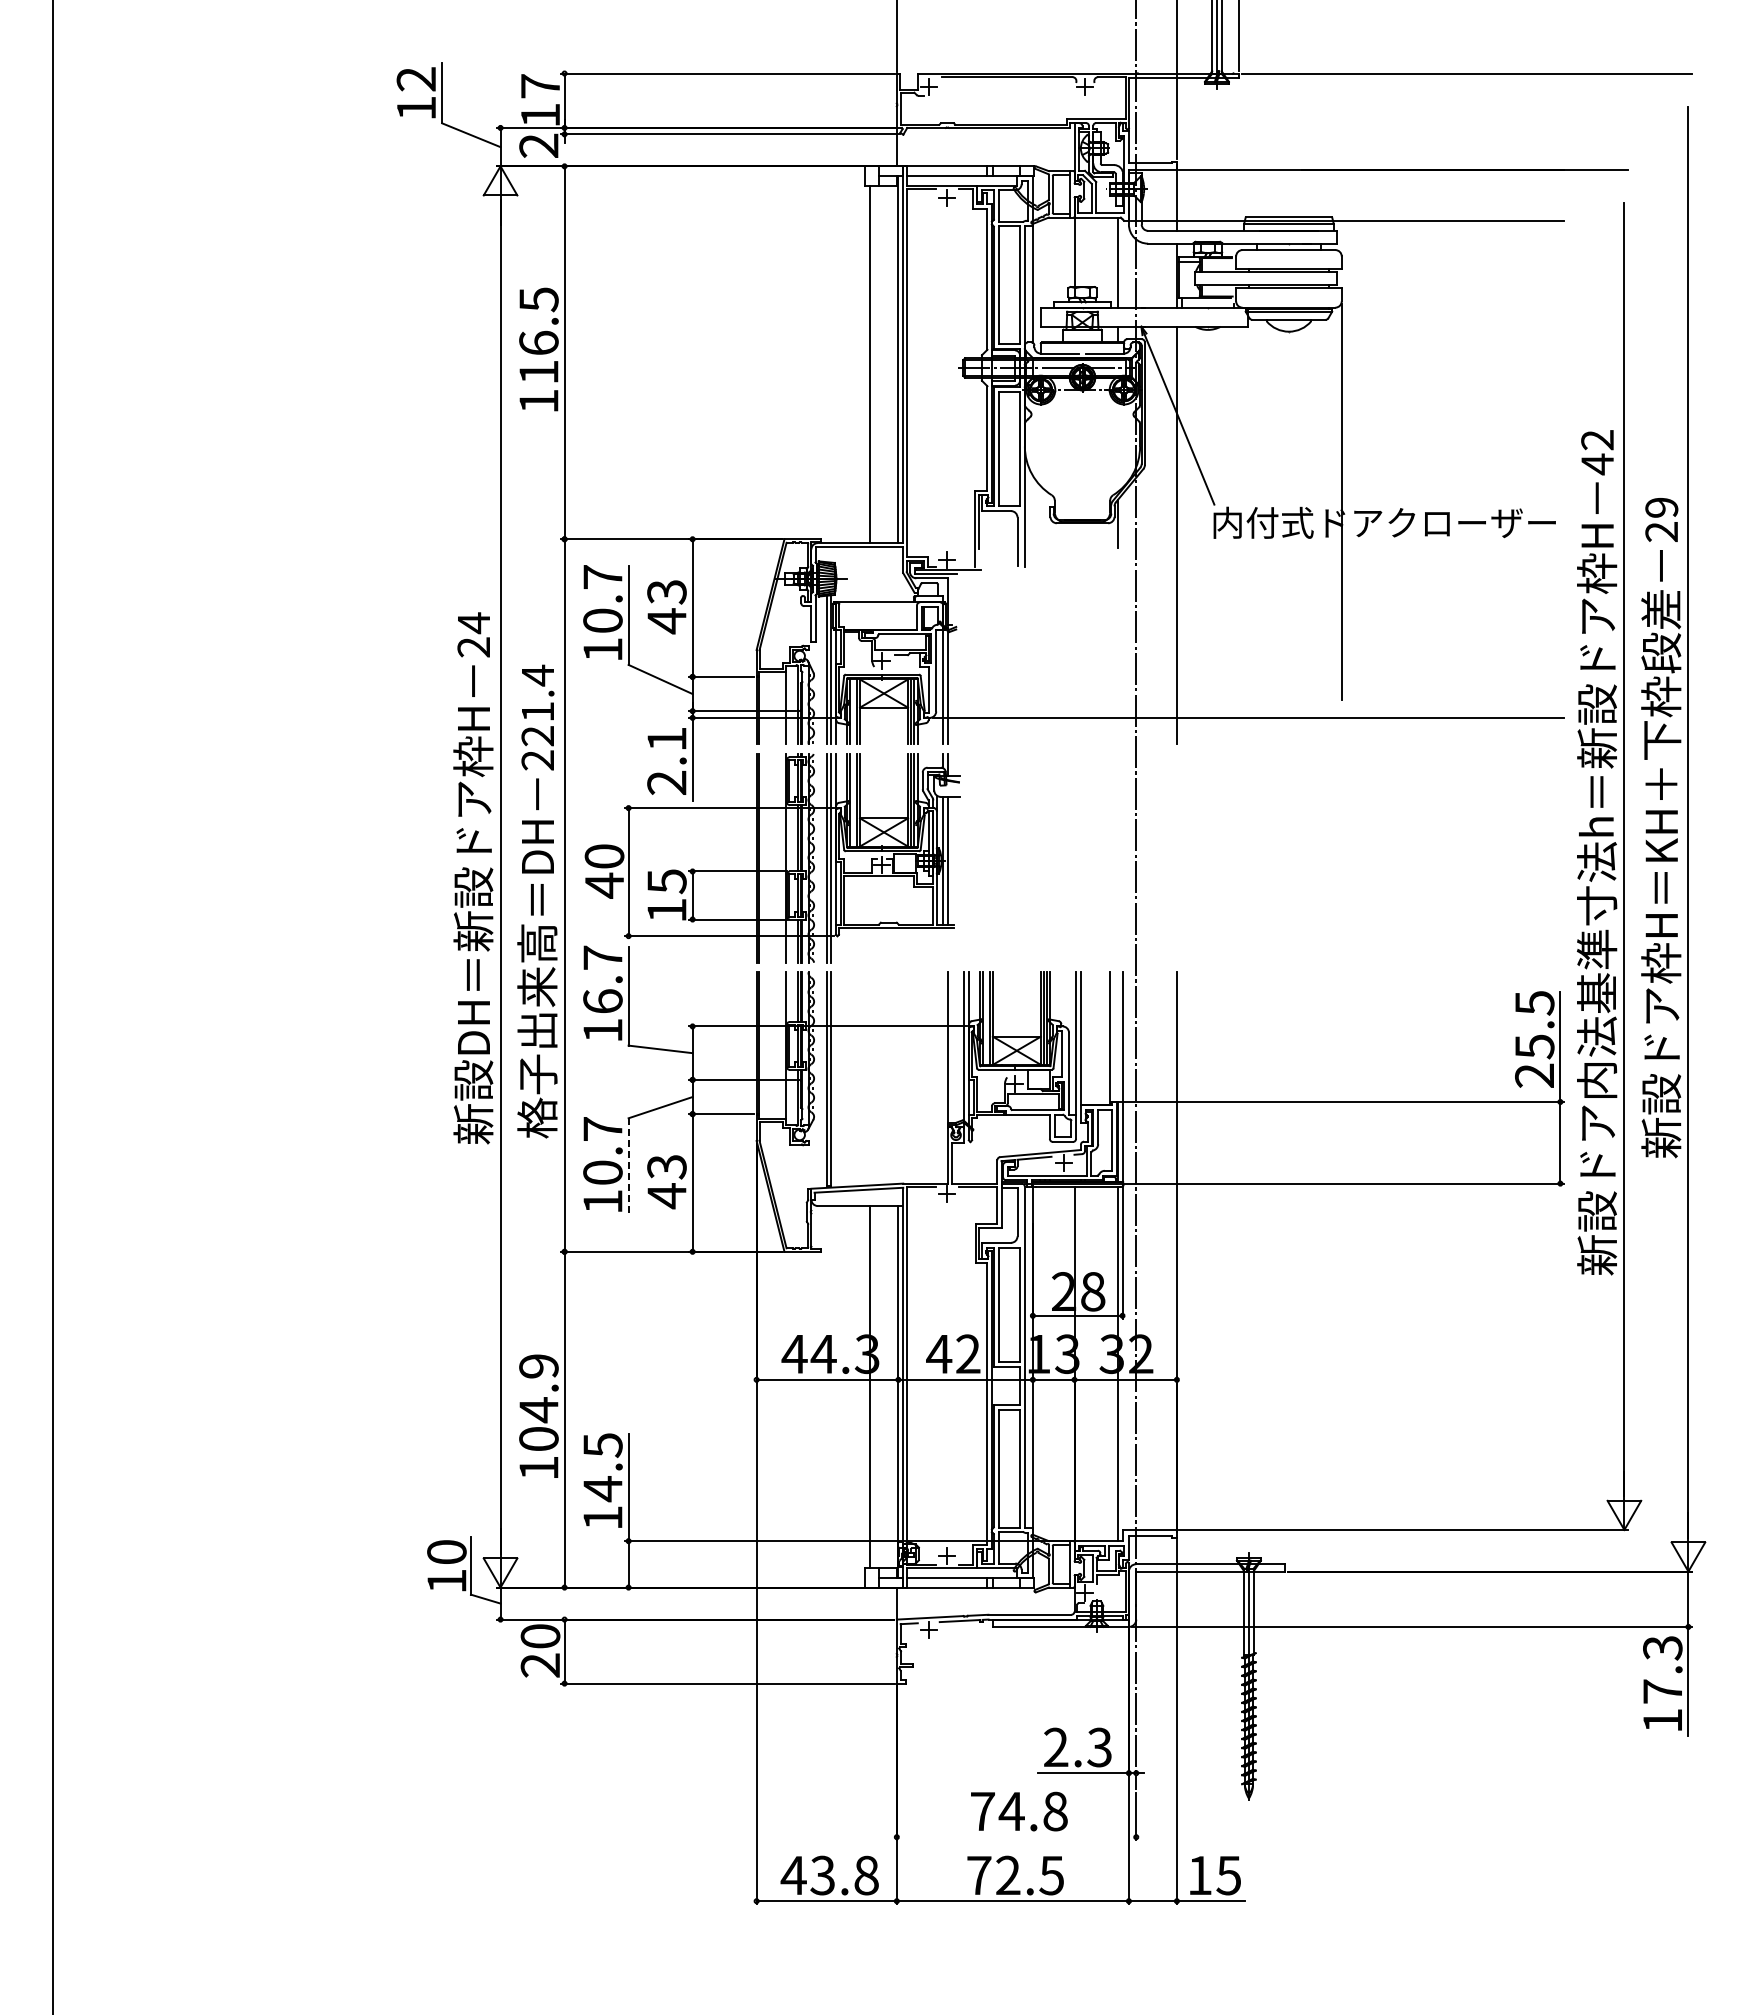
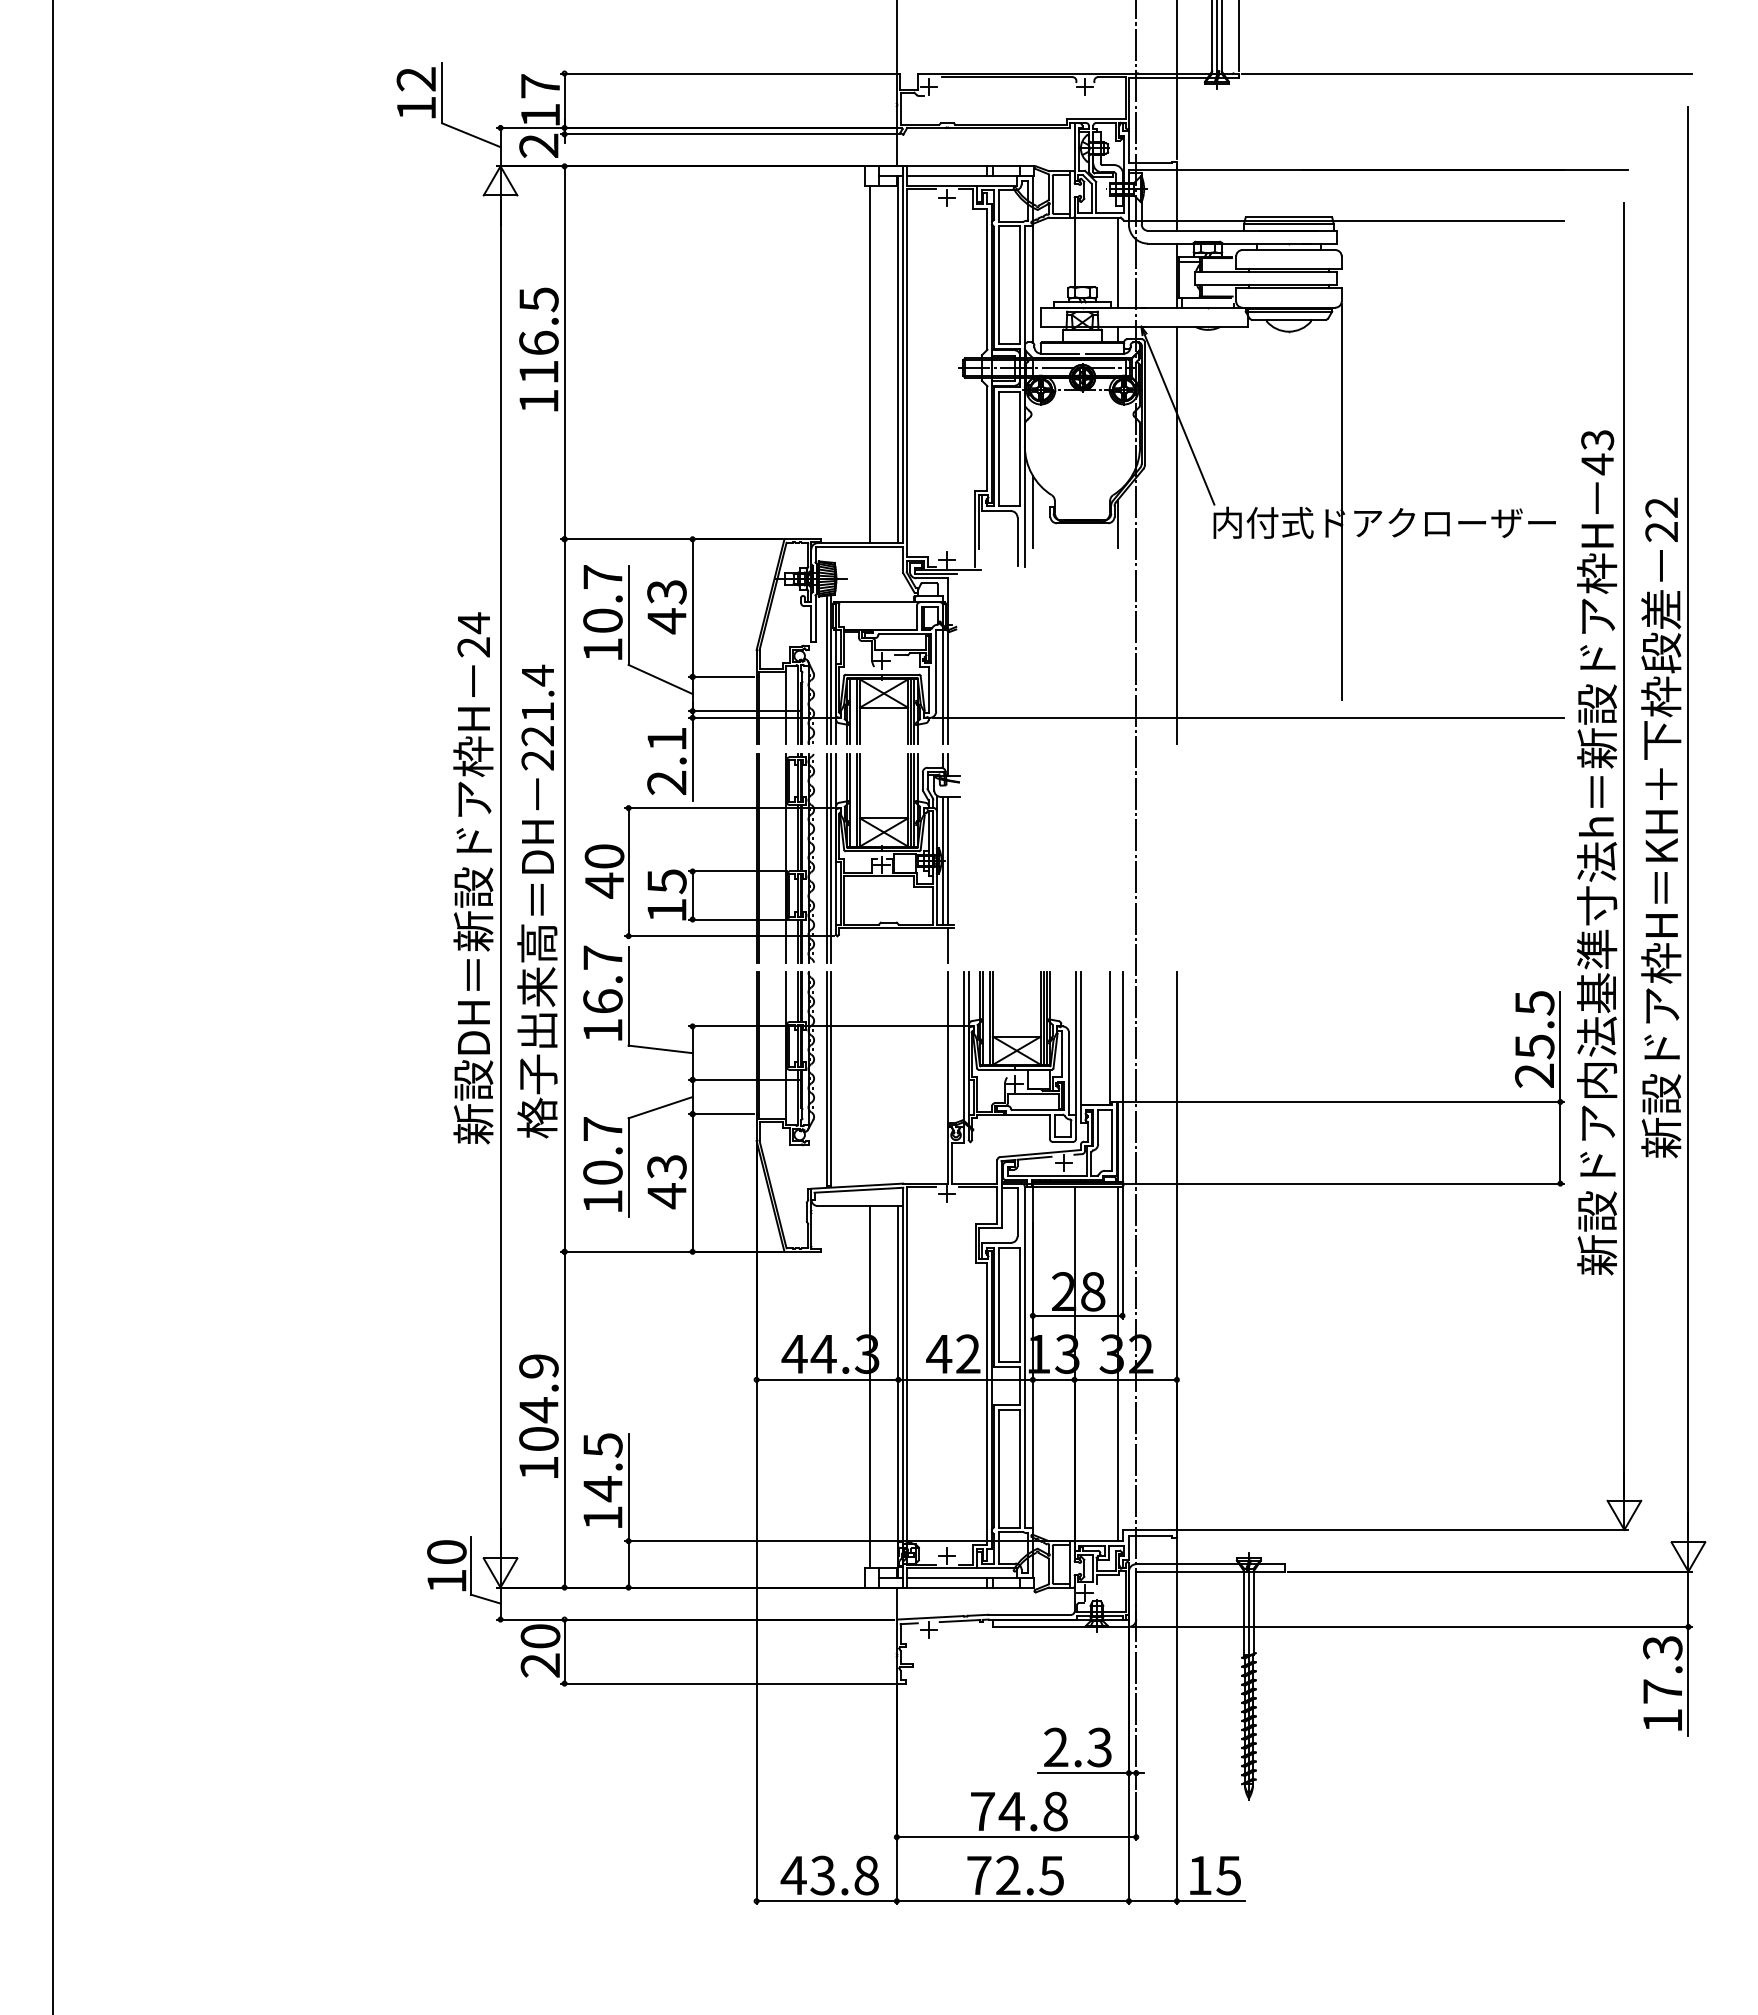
text: 42 -> 43 (1598, 440)
text: 29 -> 22 (1661, 507)
line: none -> present (1032, 511)
line: none -> present (948, 944)
line: dashed -> solid (628, 1168)
line: none -> present (1016, 1837)
